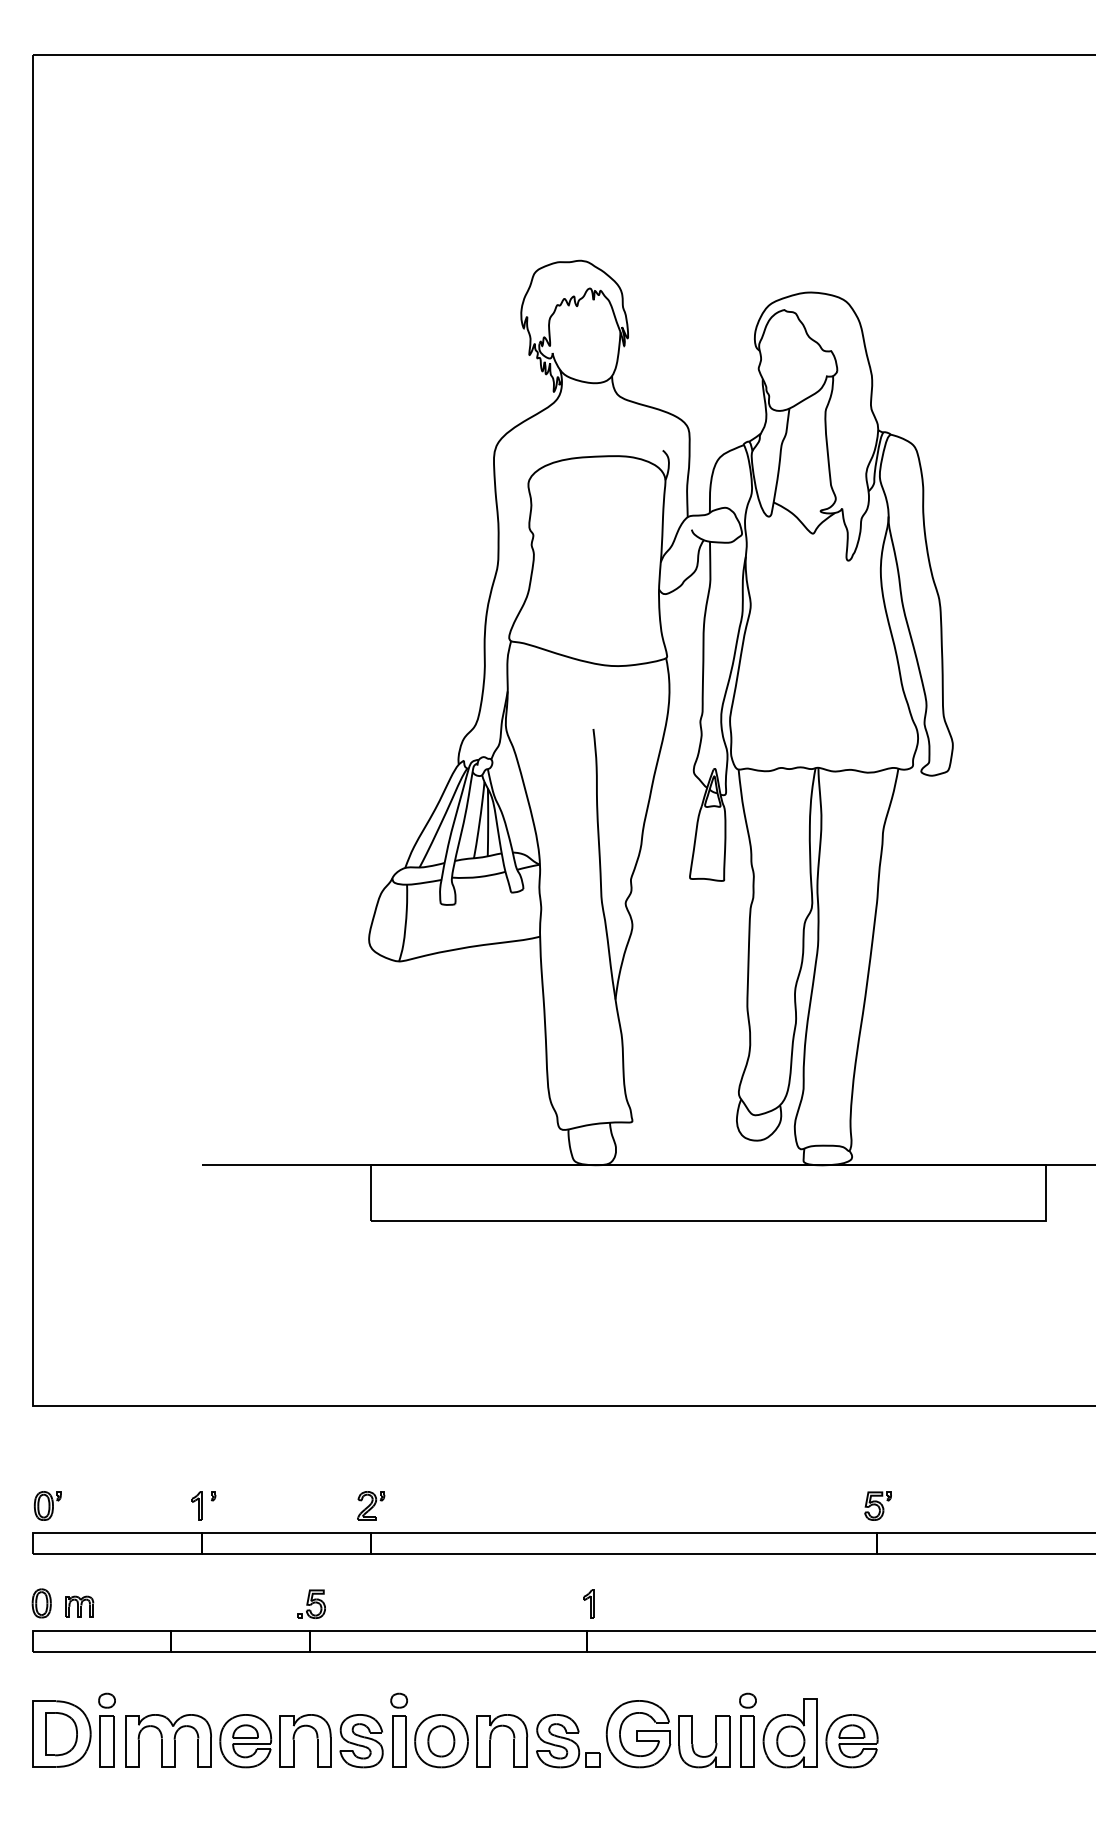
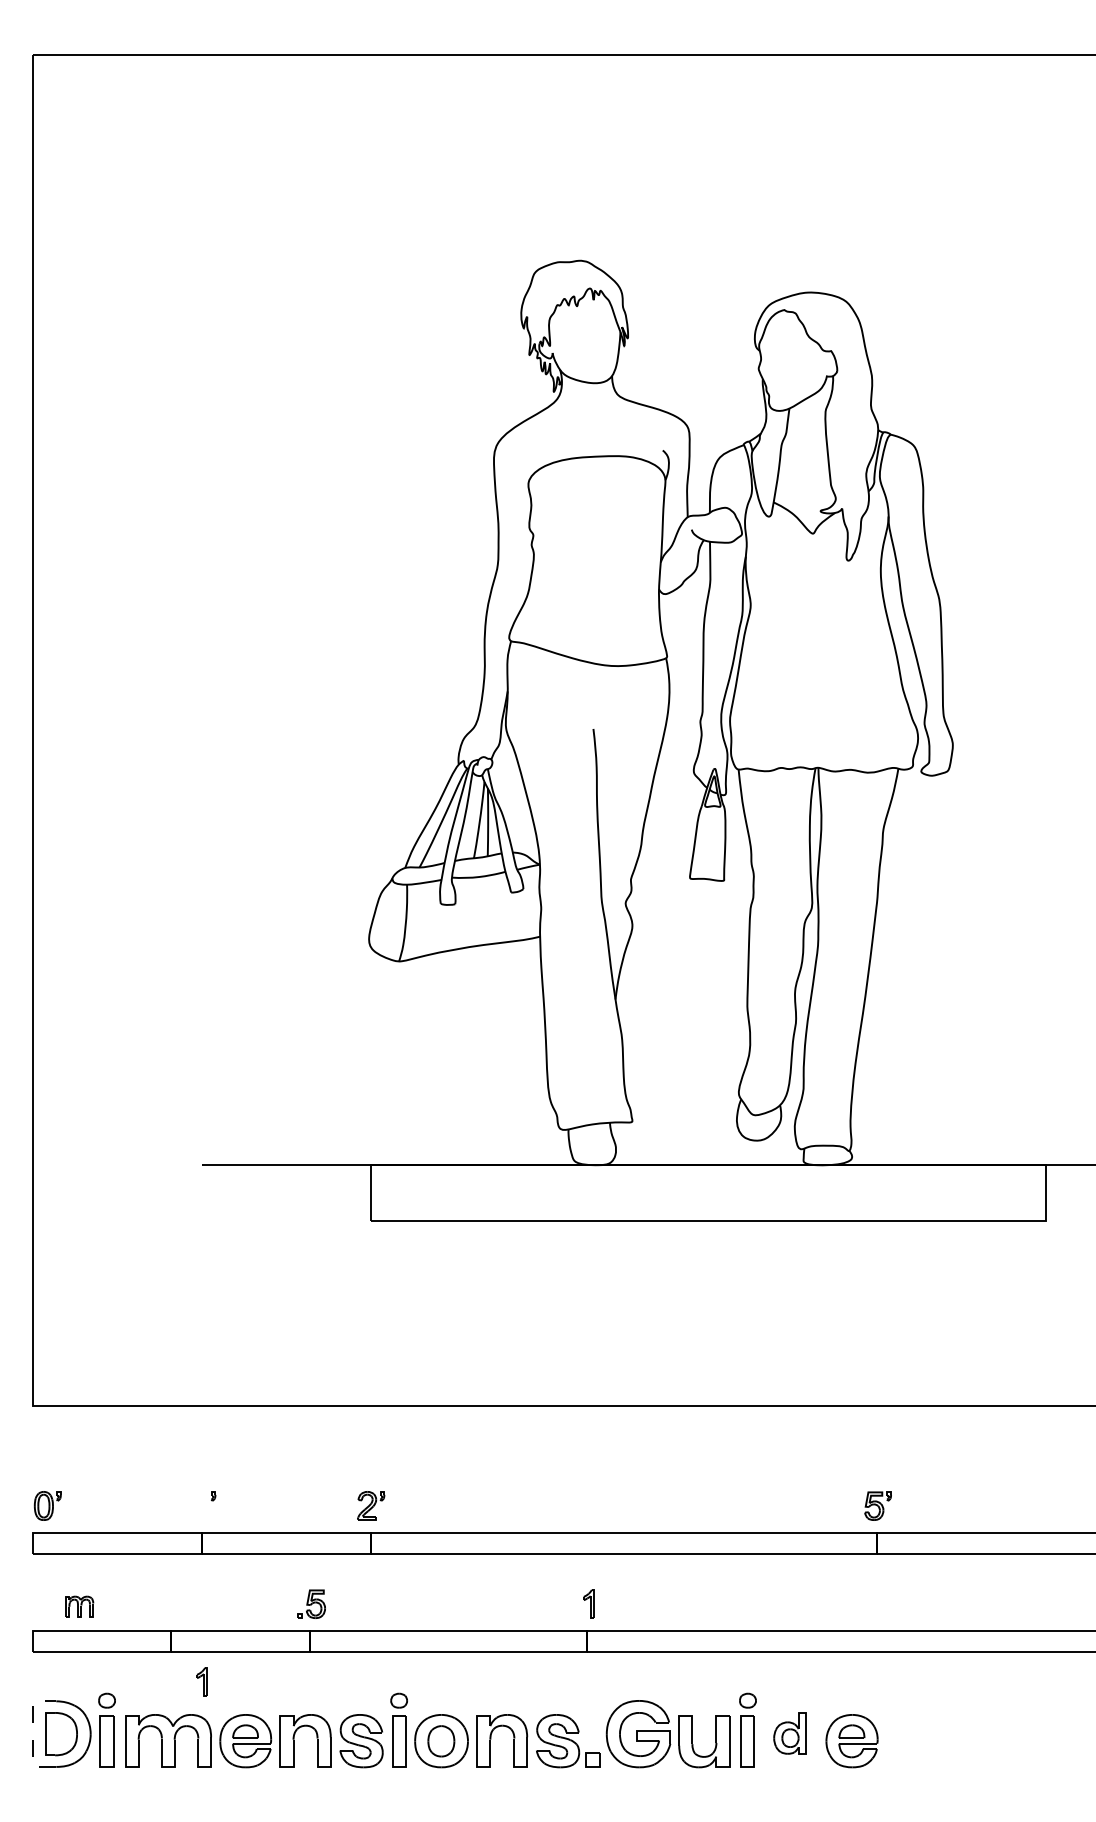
part position: (196, 1505) -> (201, 1681) (201, 1681)
part: present -> none (41, 1603)
part size: 56x71 px -> 34x43 px (789, 1733)
line: solid -> dashed (32, 1734)
